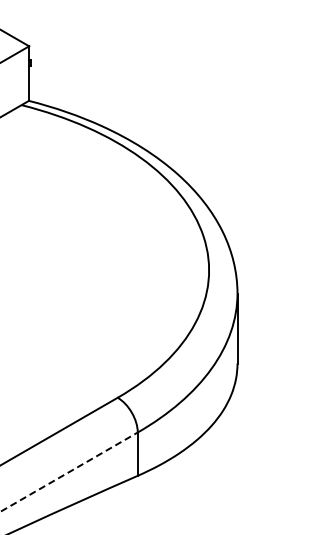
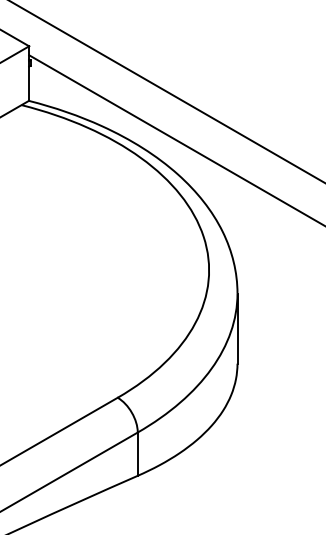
line: none -> present (166, 91)
line: none -> present (175, 139)
line: dashed -> solid (69, 472)
